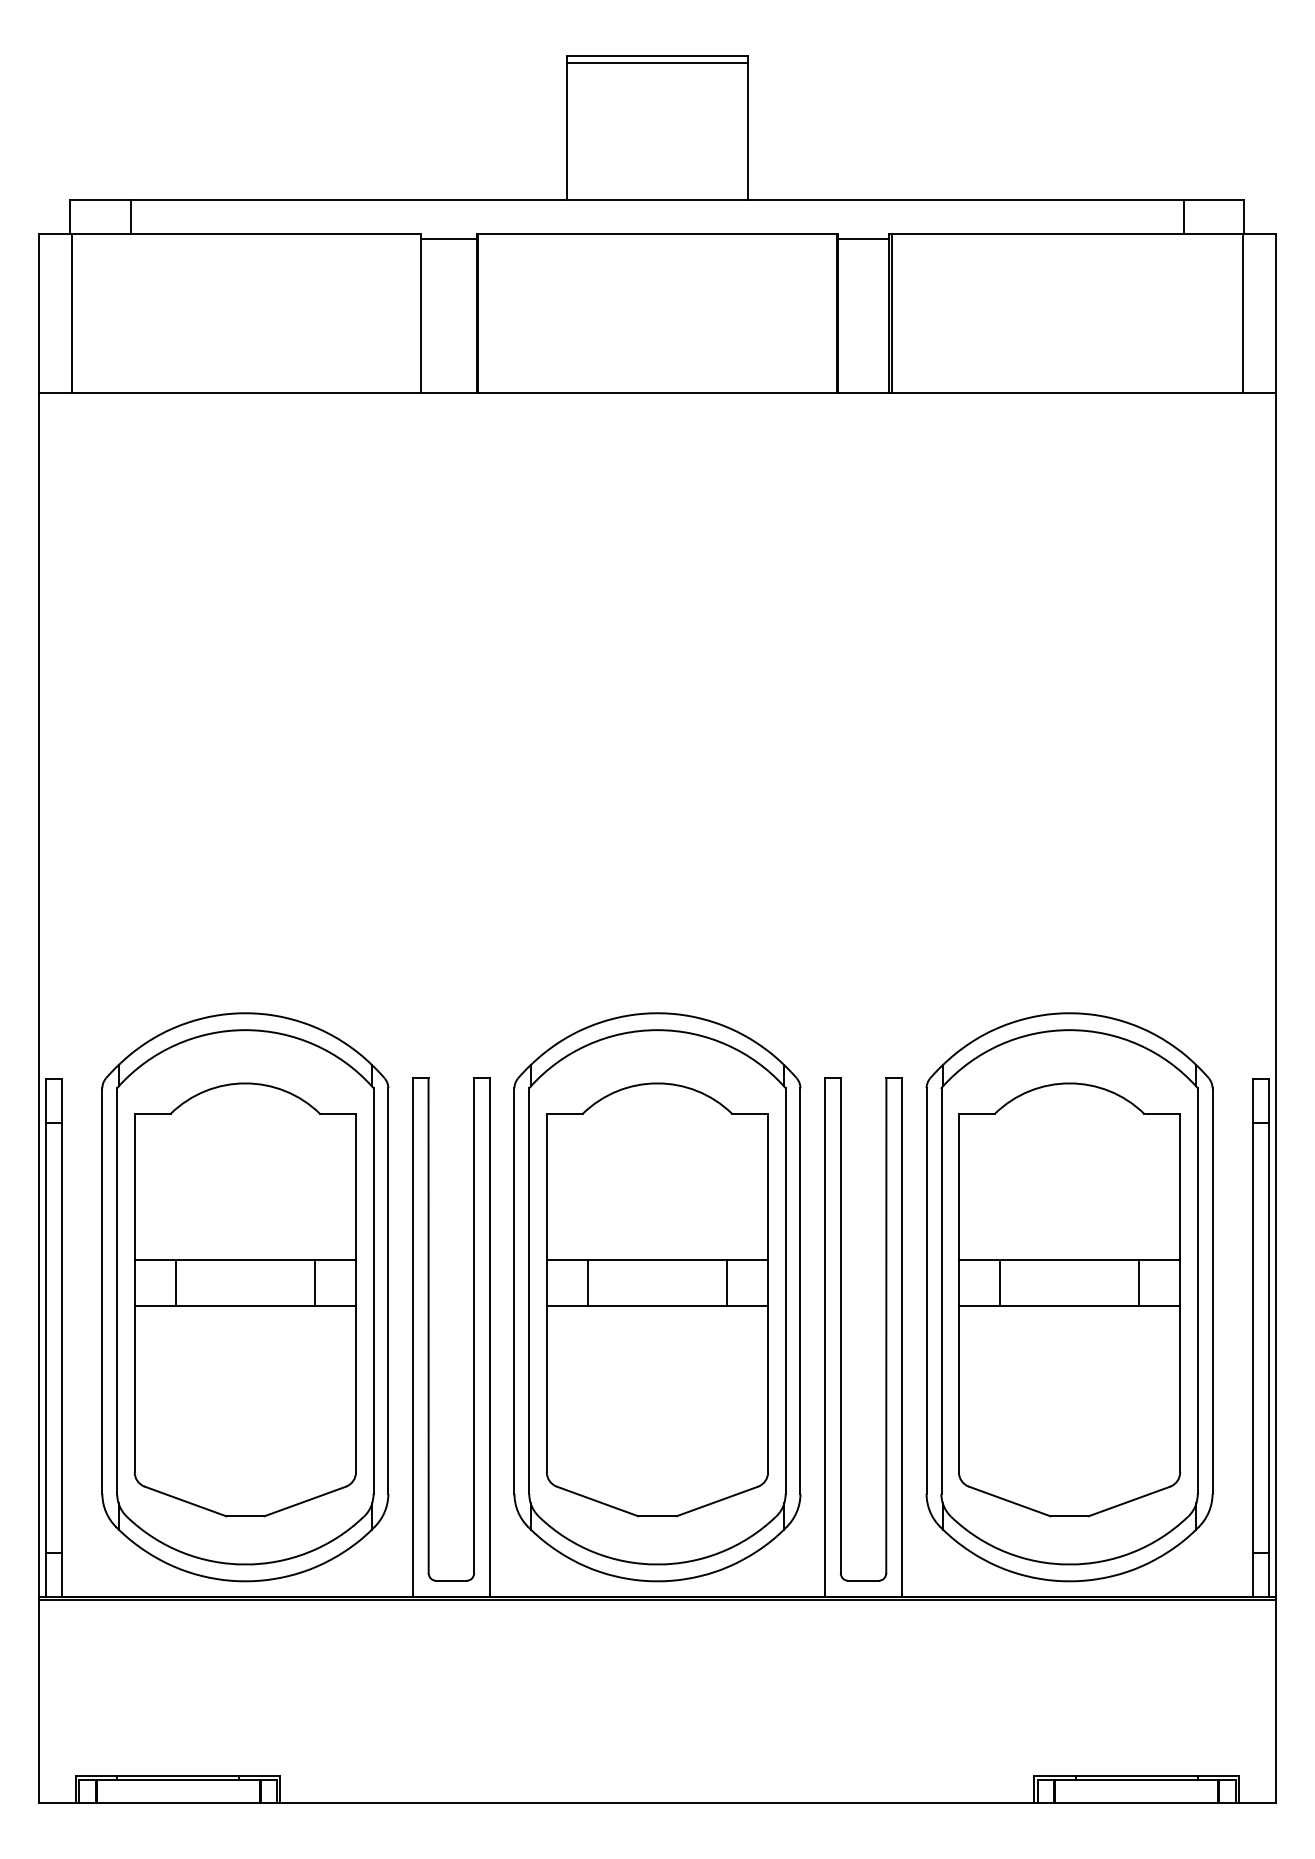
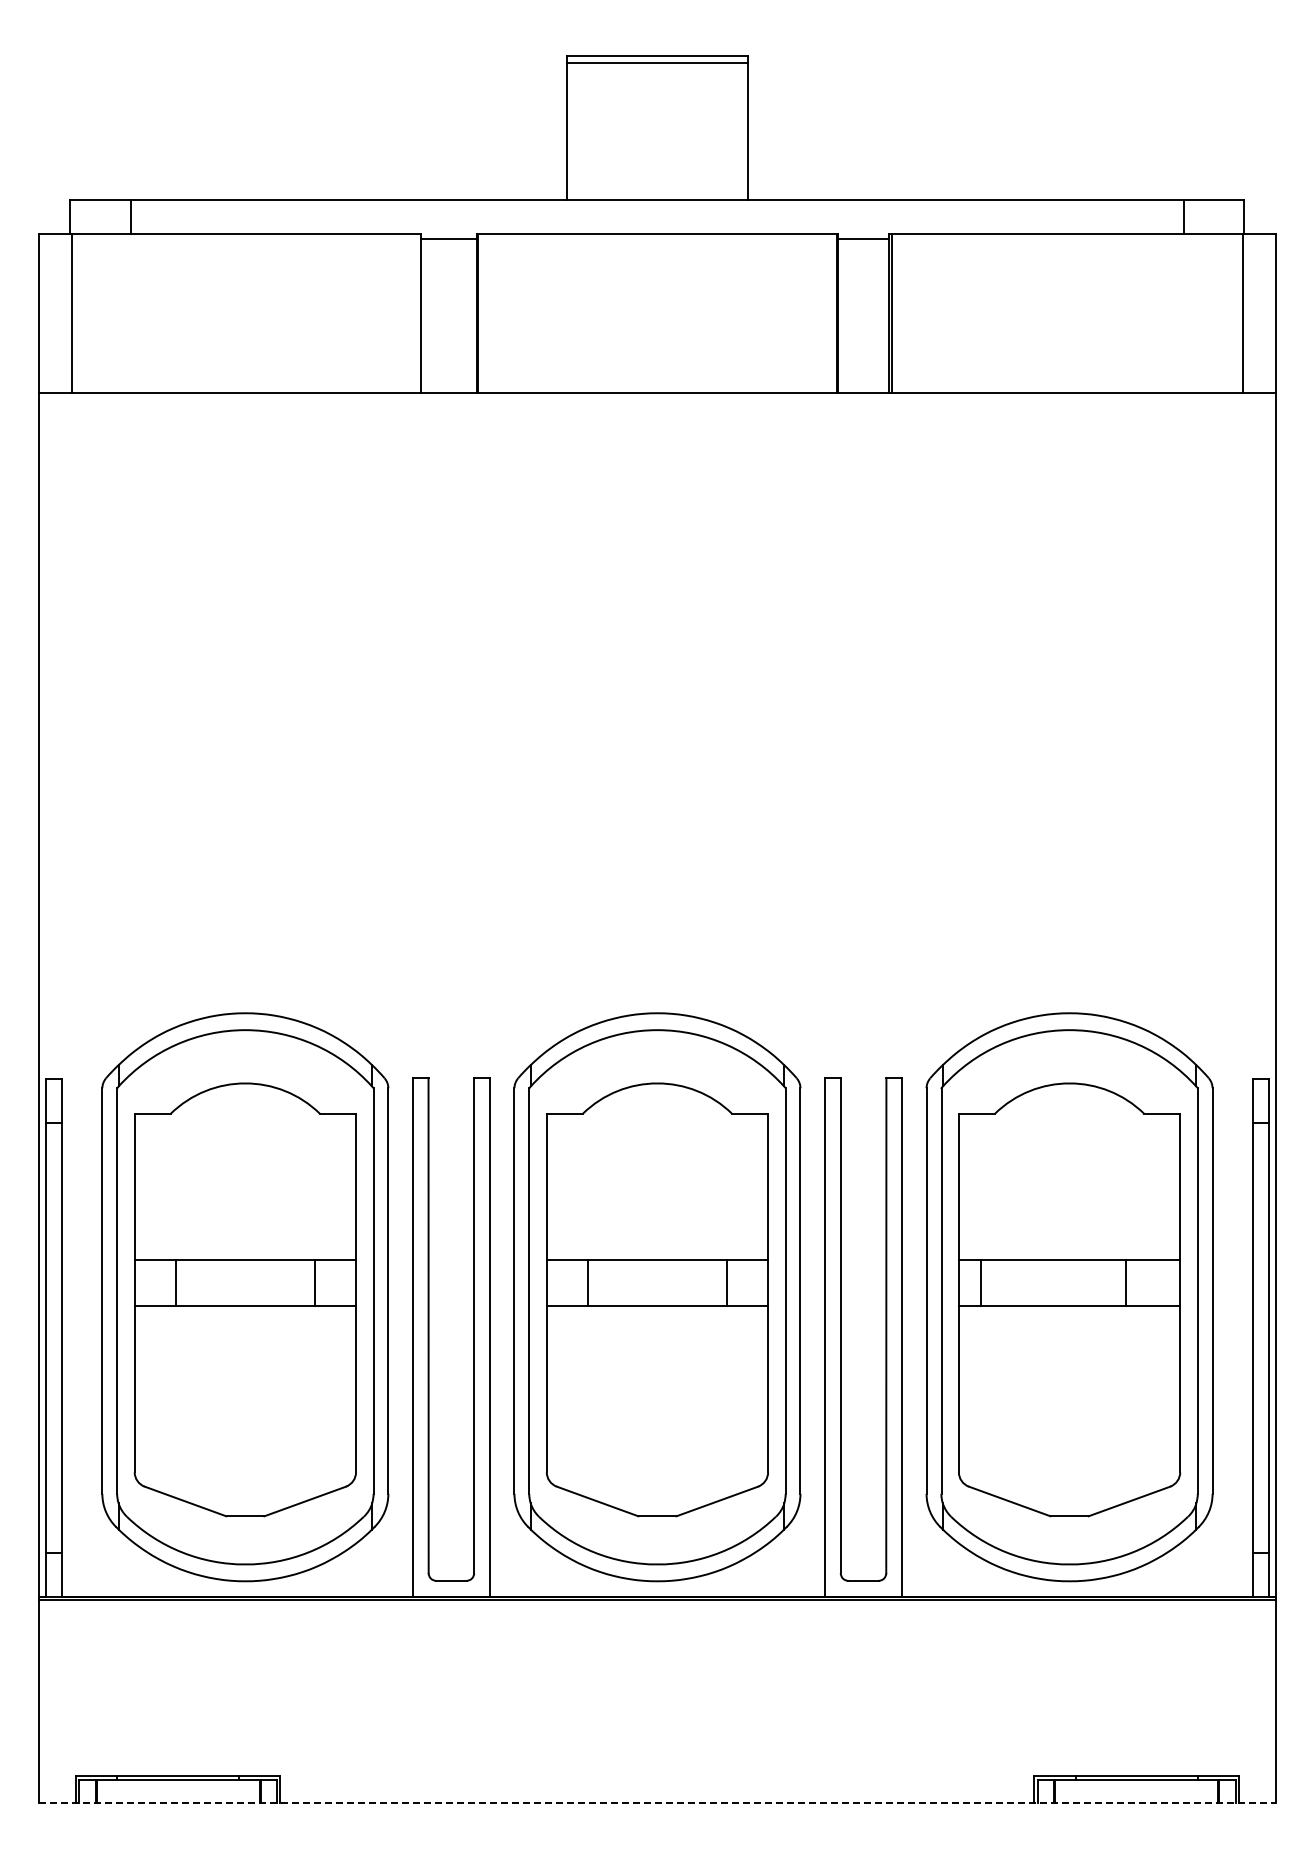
line position: (1000, 1282) -> (981, 1282) (981, 1282)
line position: (1139, 1282) -> (1126, 1282) (1126, 1282)
line: solid -> dashed (657, 1803)
